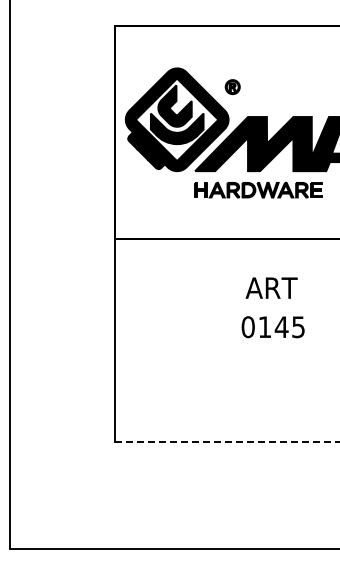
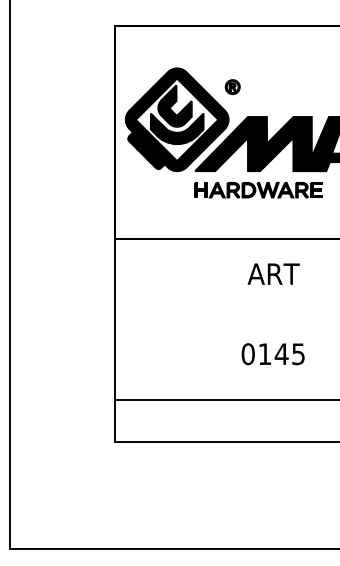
text position: (271, 287) -> (273, 273) (273, 273)
text position: (272, 327) -> (272, 354) (272, 354)
line: none -> present (225, 399)
line: dashed -> solid (227, 442)
